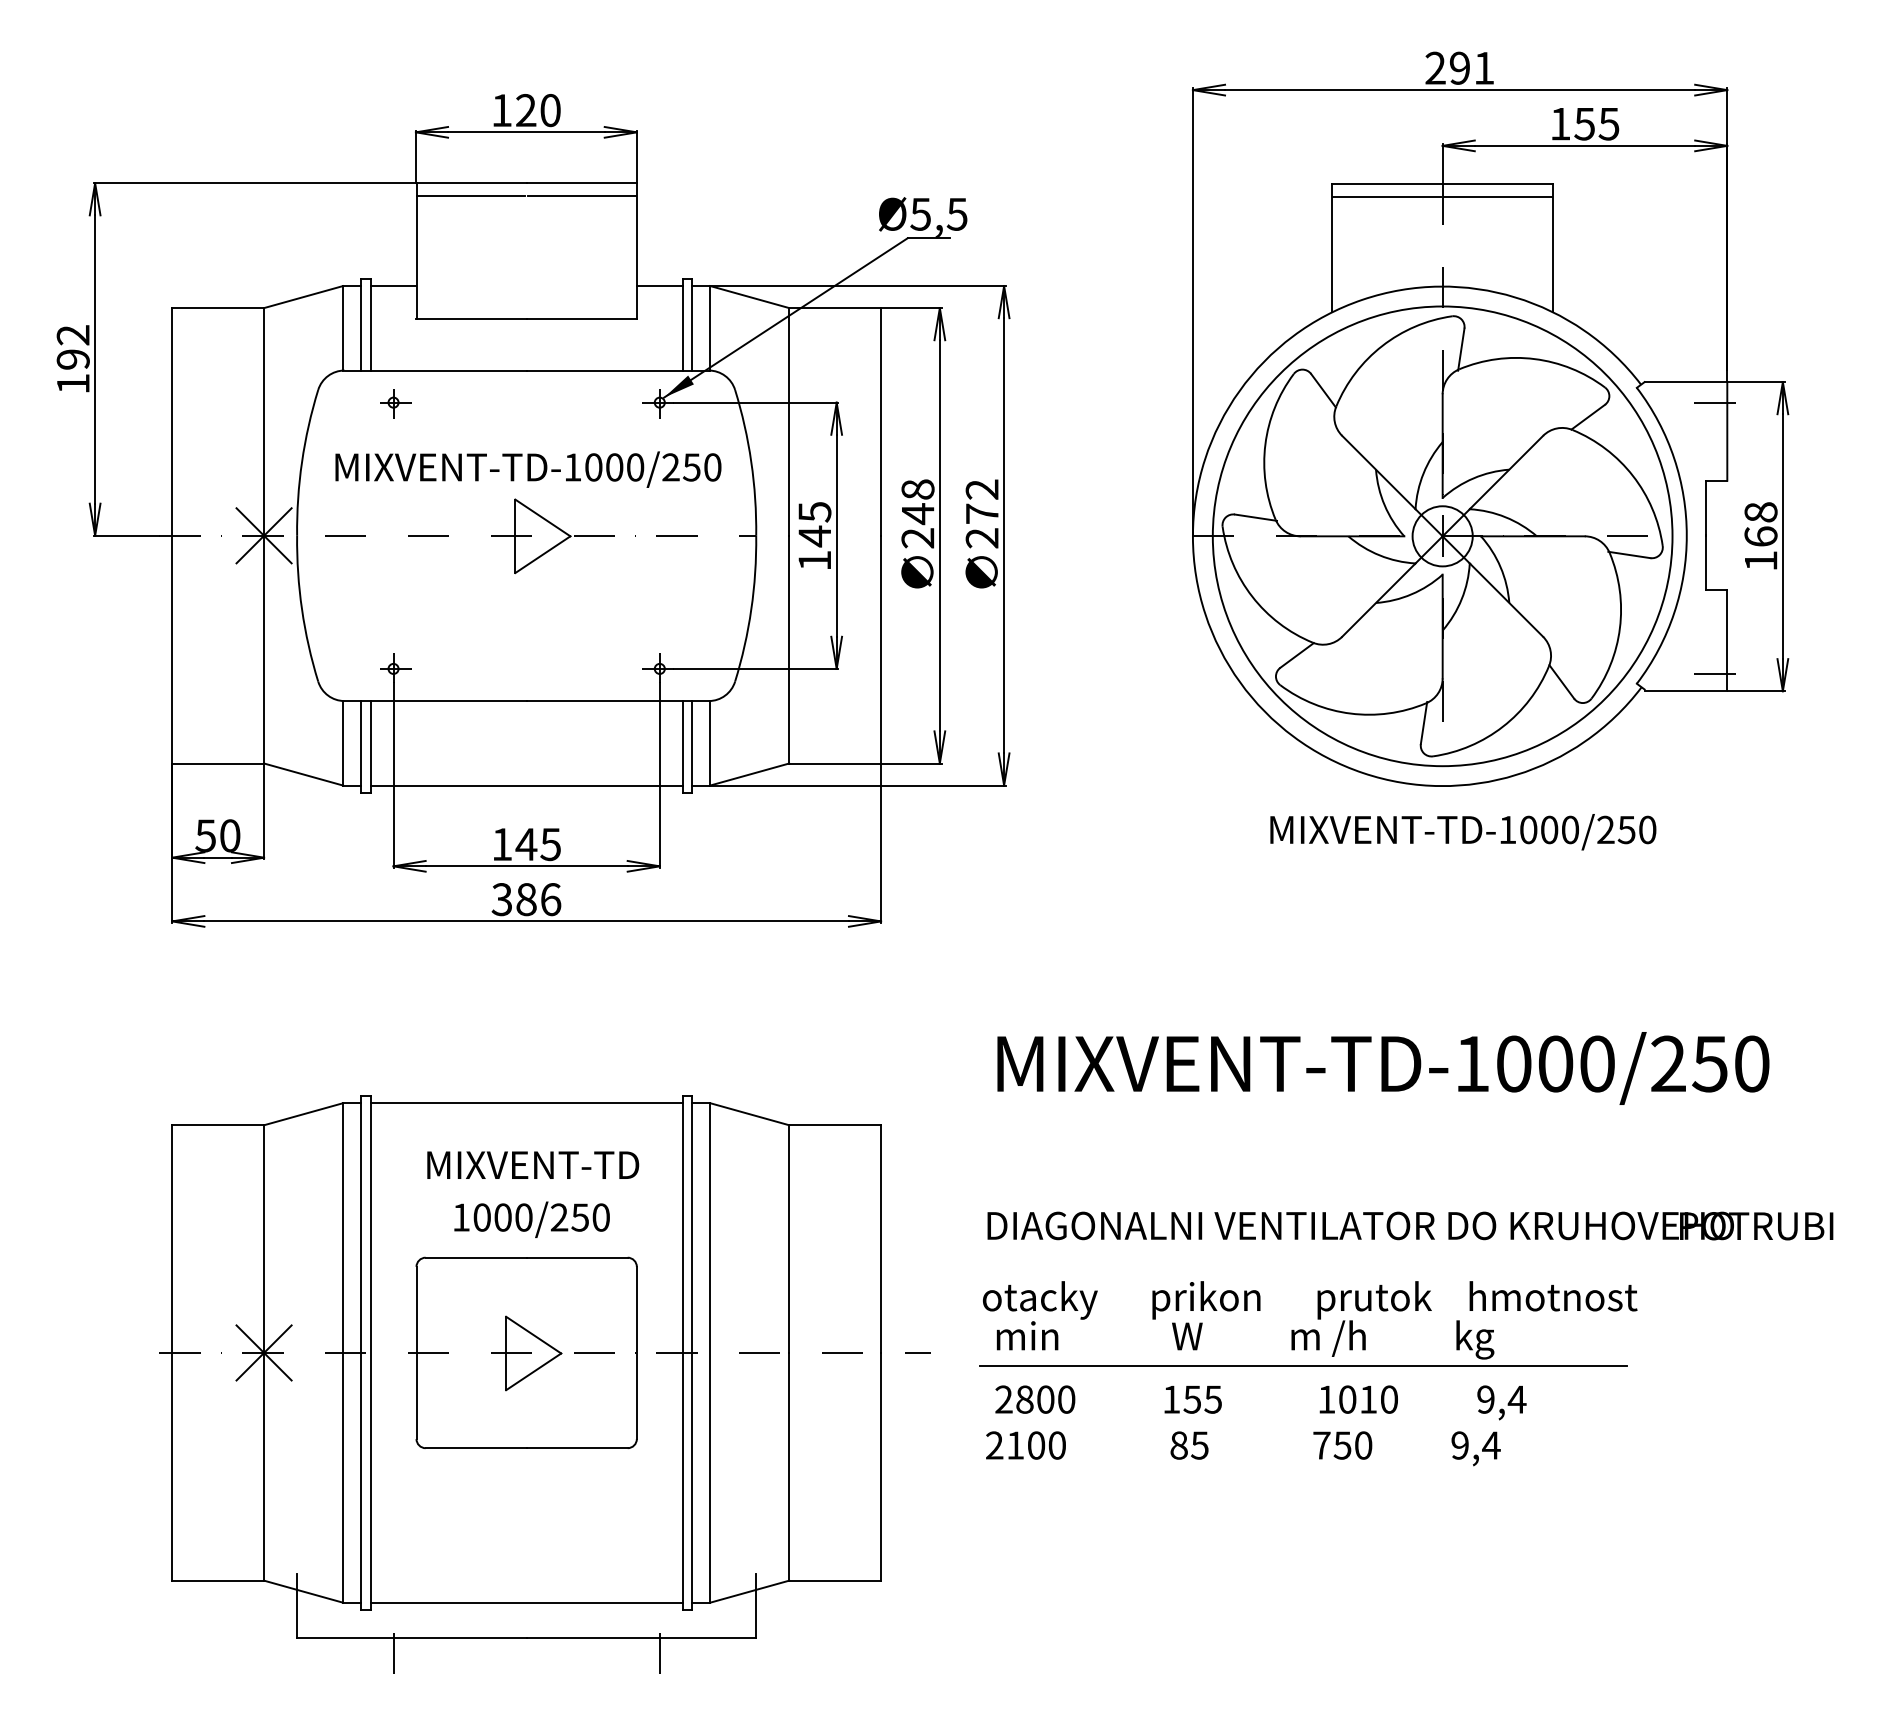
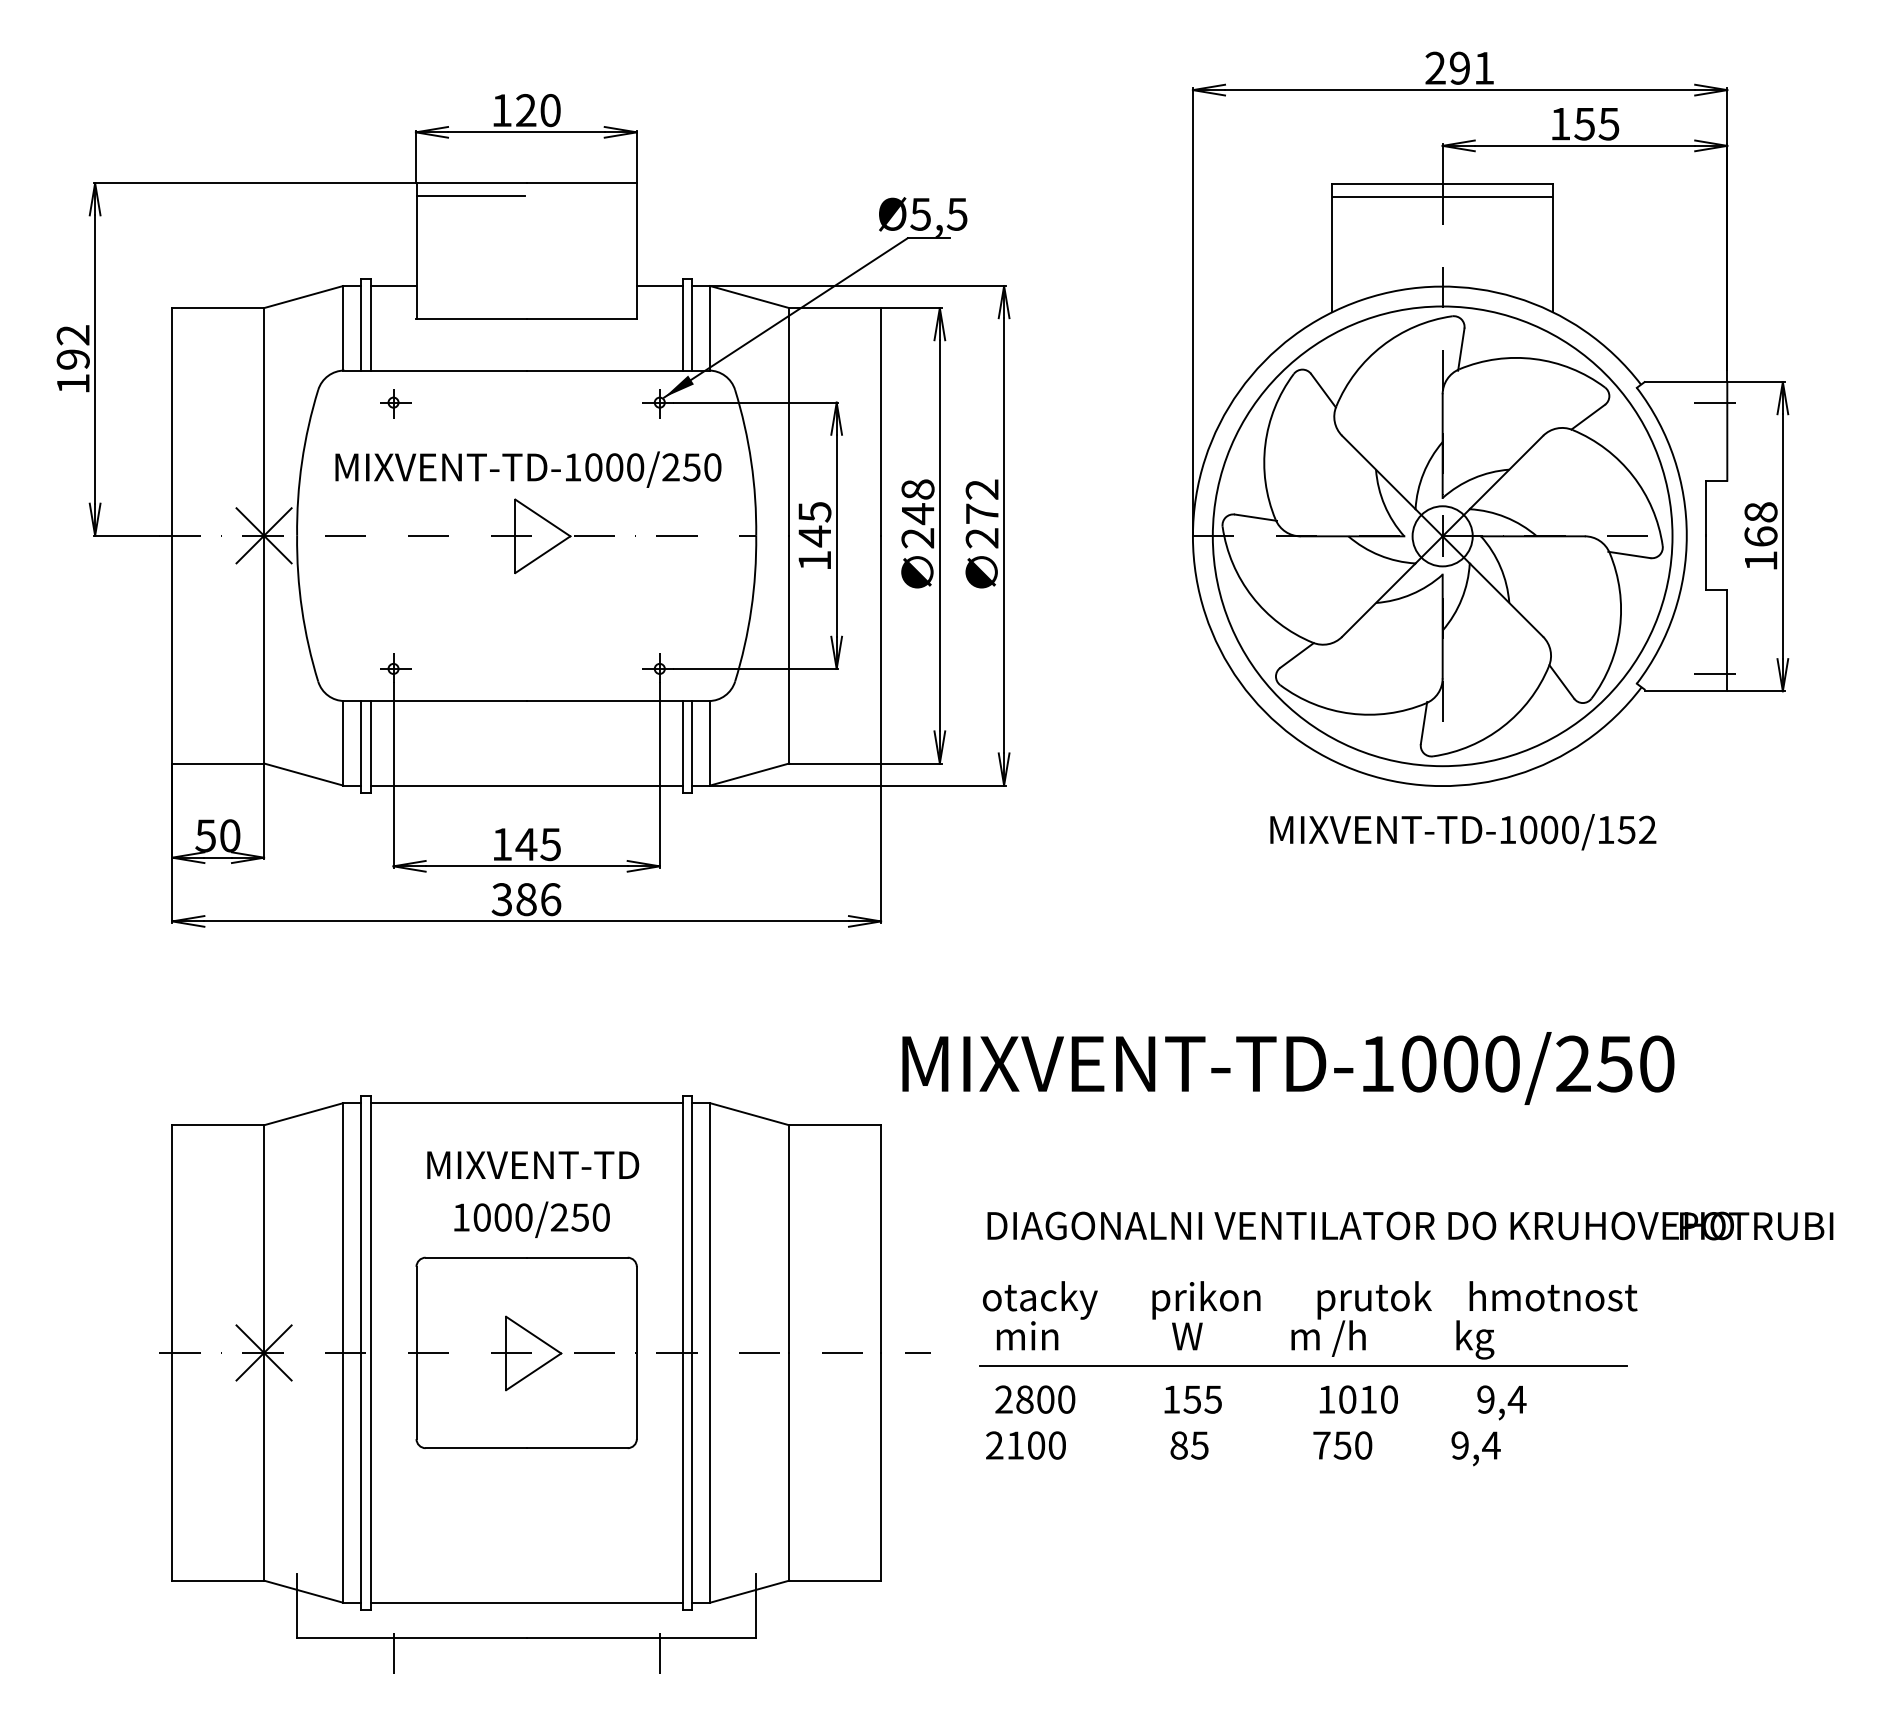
line: present -> none (581, 196)
text: MIXVENT-TD-1000/250 -> MIXVENT-TD-1000/152 (1626, 829)
text position: (1383, 1068) -> (1288, 1068) (1288, 1068)
